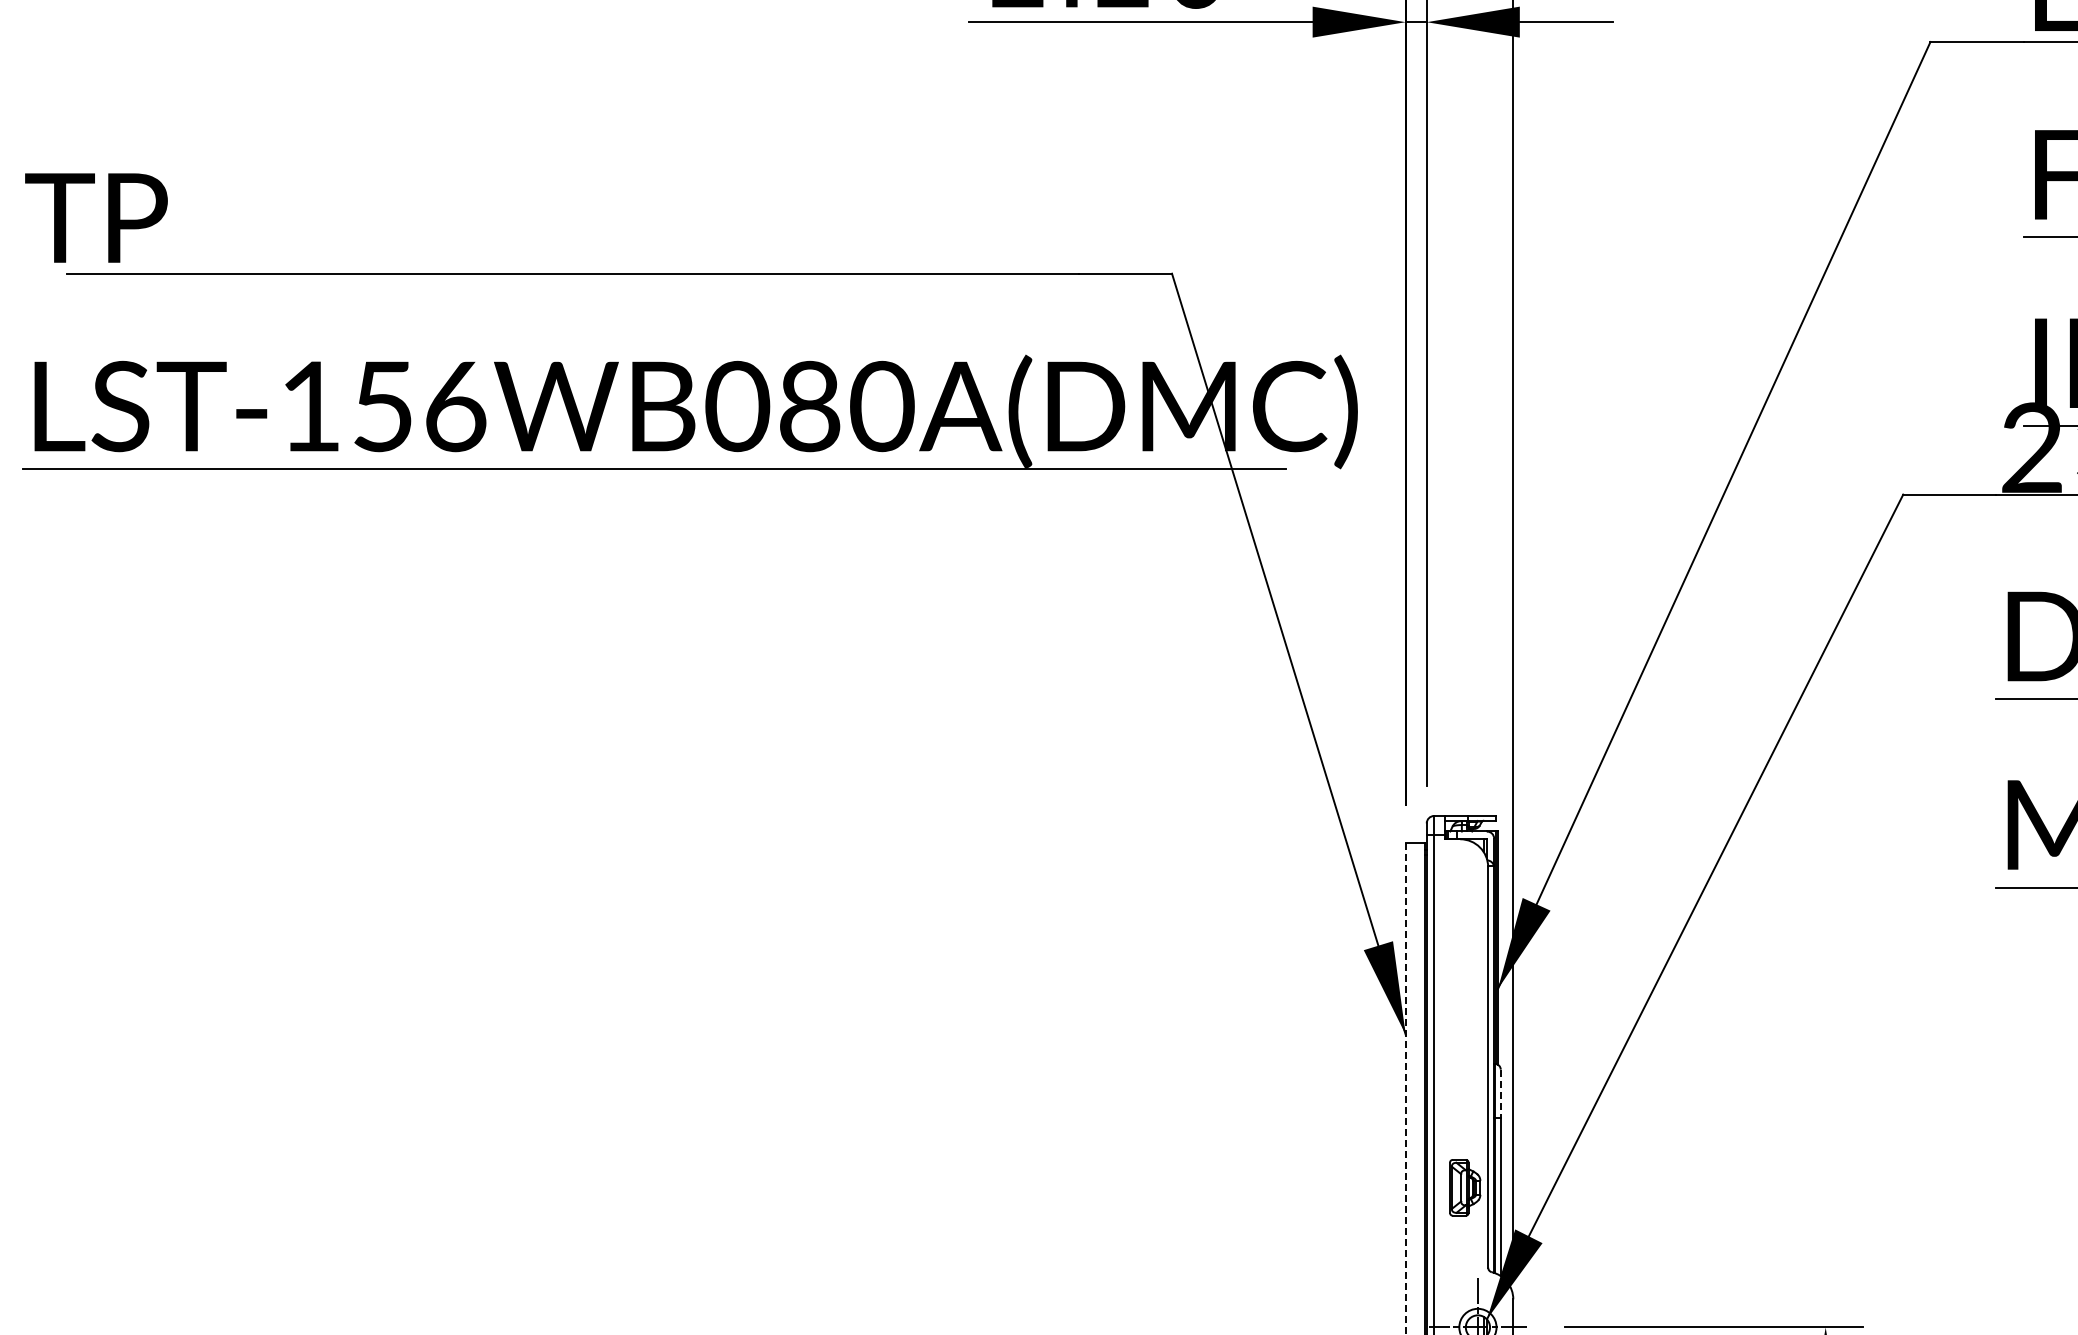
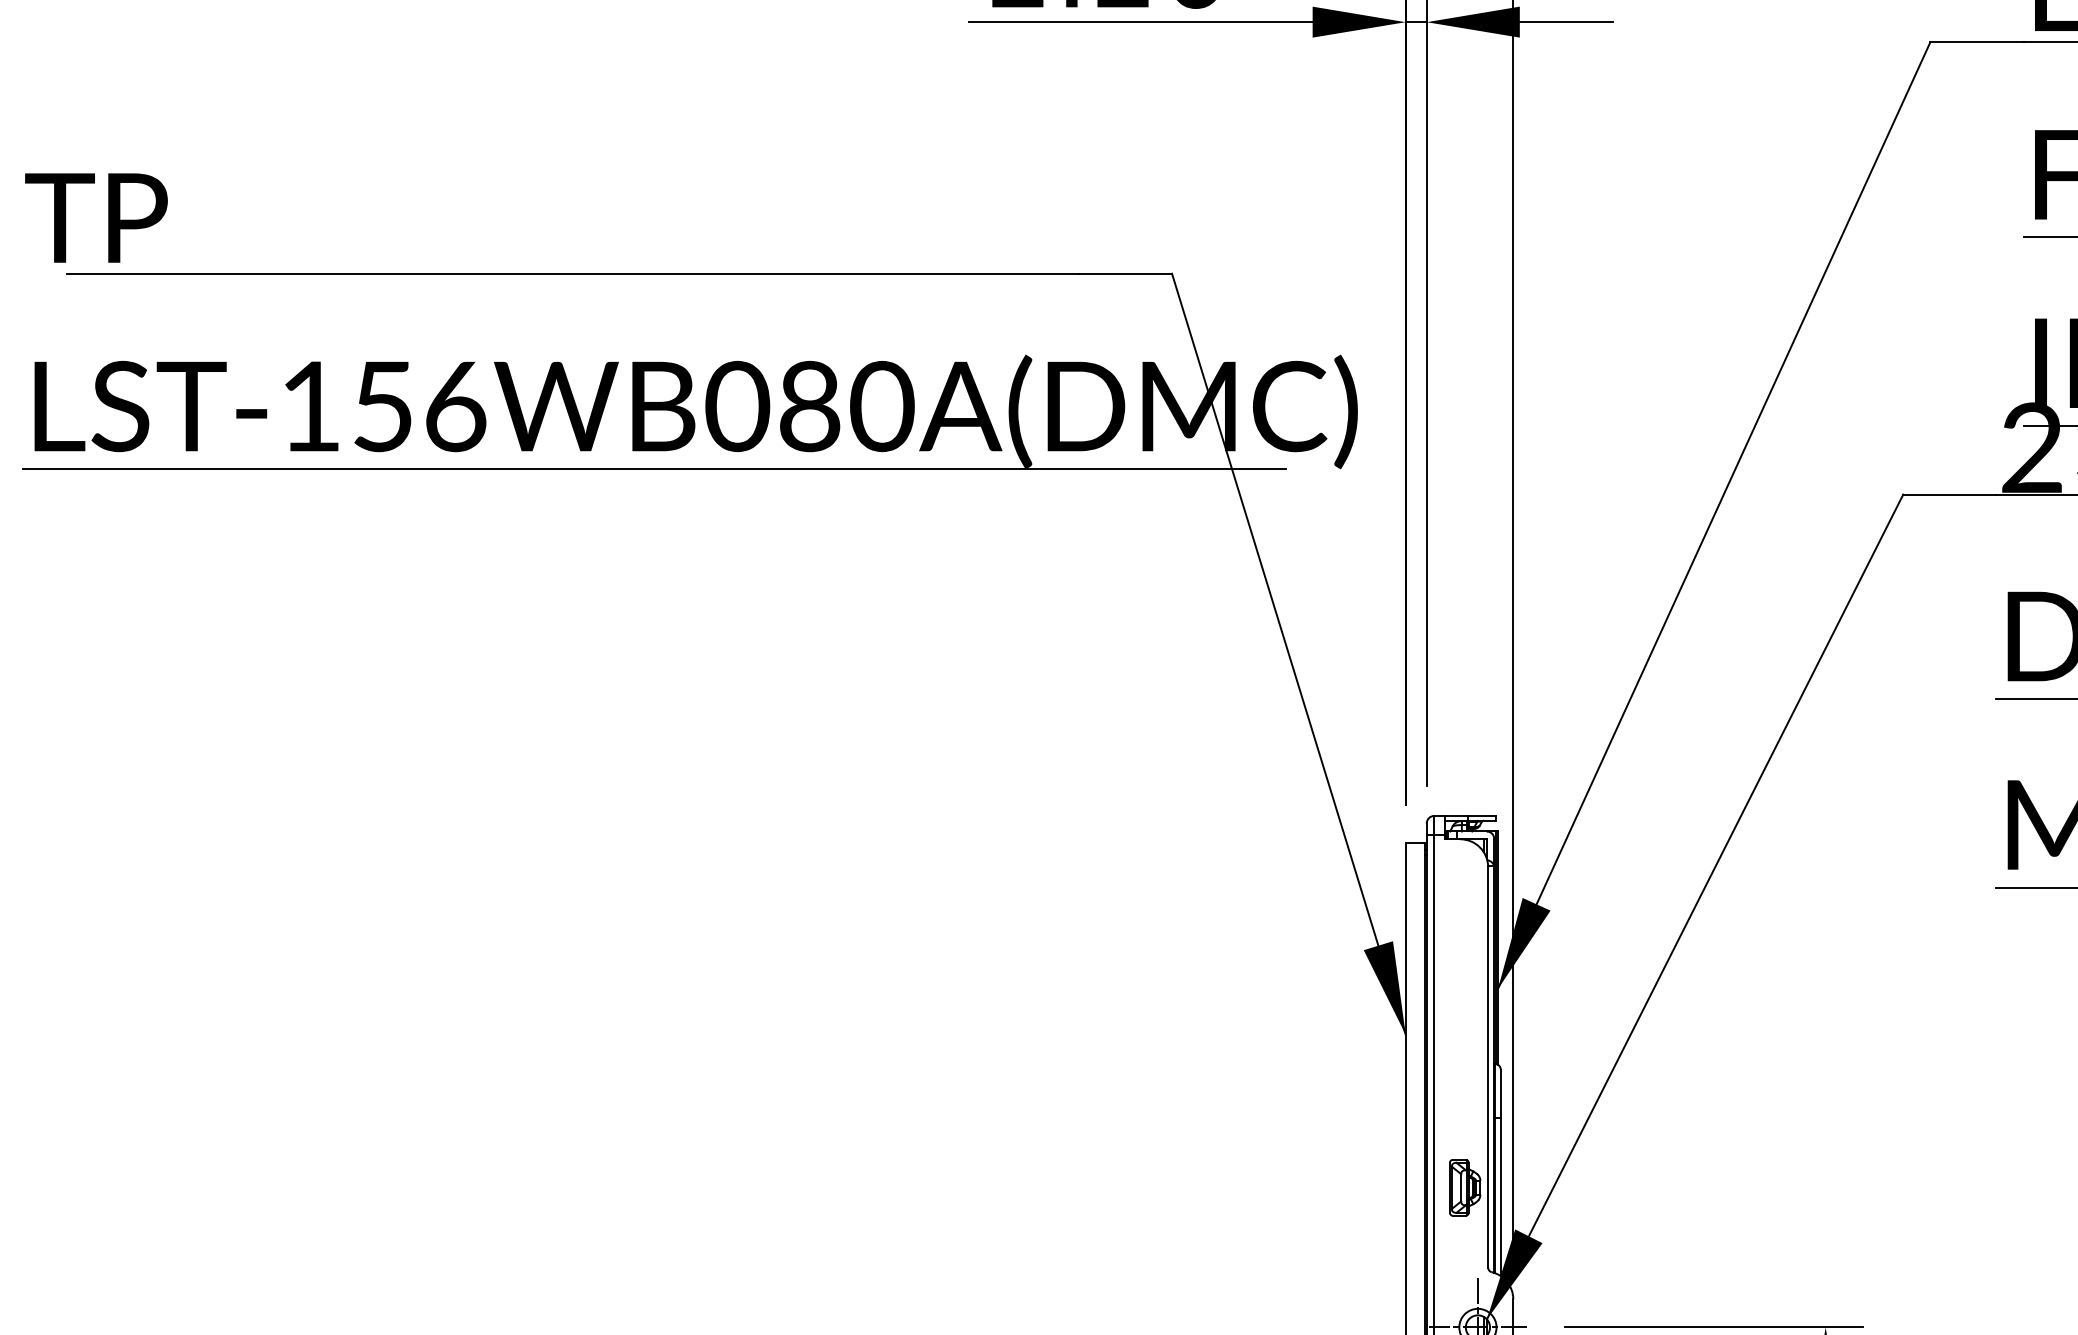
line: dashed -> solid (1405, 1088)
line: dashed -> solid (1500, 1094)
